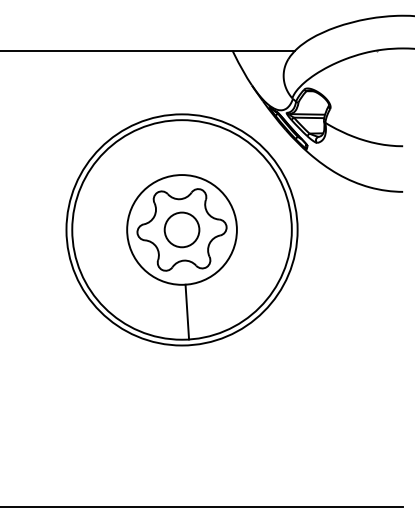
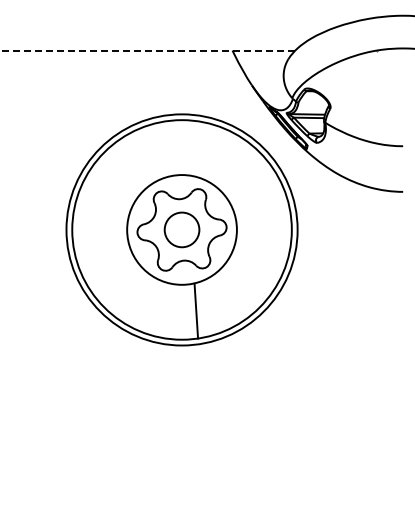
line: solid -> dashed (147, 50)
line position: (187, 311) -> (196, 310) (196, 310)
line: present -> none (202, 507)
